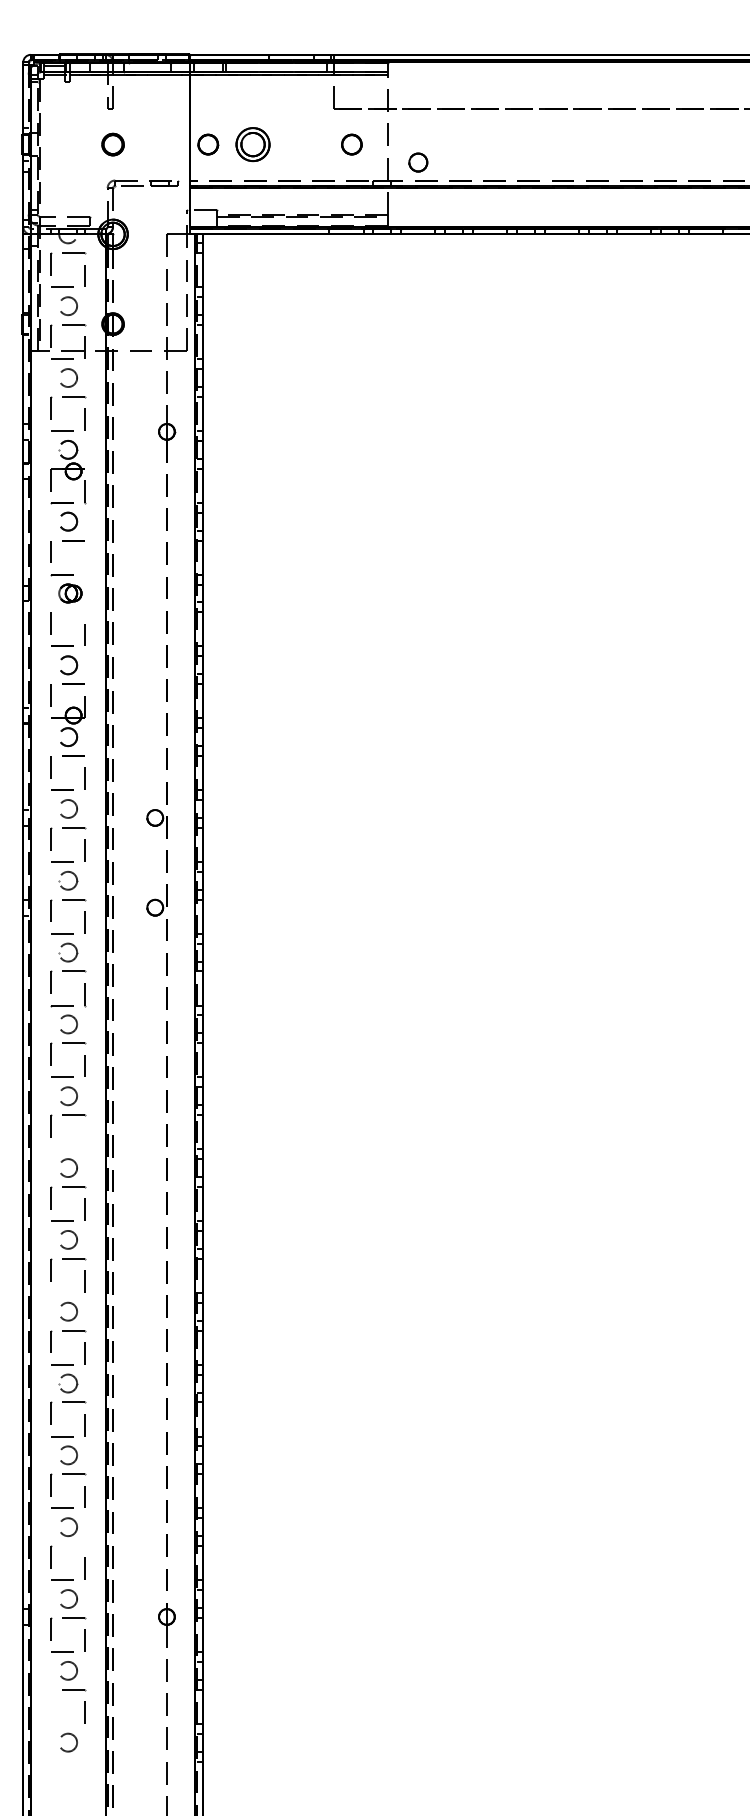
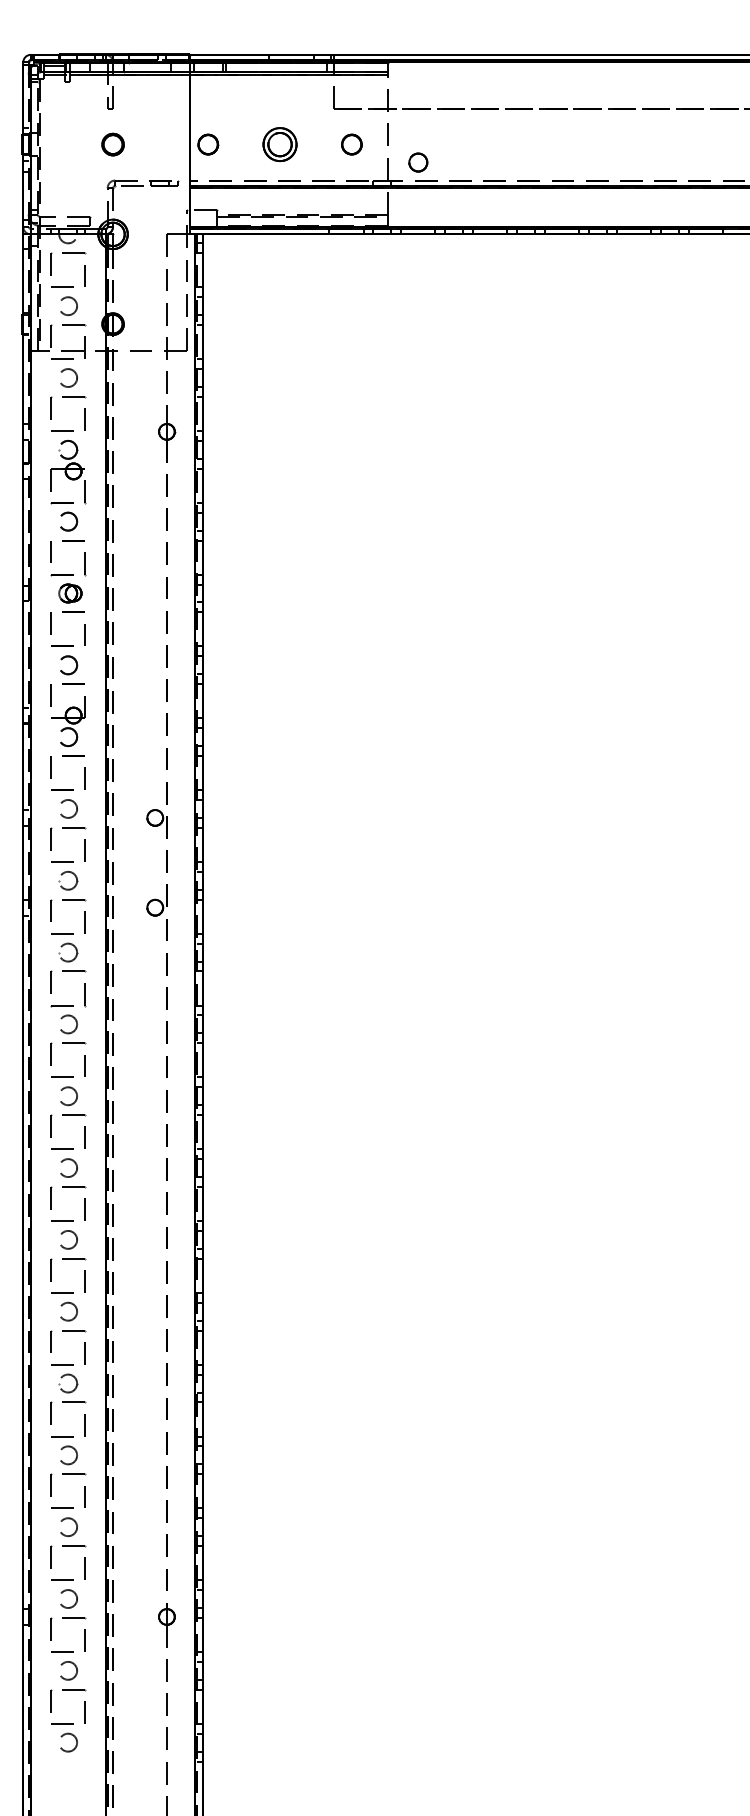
part position: (252, 144) -> (279, 144) (279, 144)
line: none -> present (85, 564)
line: none -> present (73, 611)
line: none -> present (84, 1137)
line: none -> present (62, 1148)
line: none -> present (62, 1292)
line: none -> present (74, 1546)
line: none -> present (51, 1700)
line: none -> present (62, 1723)
